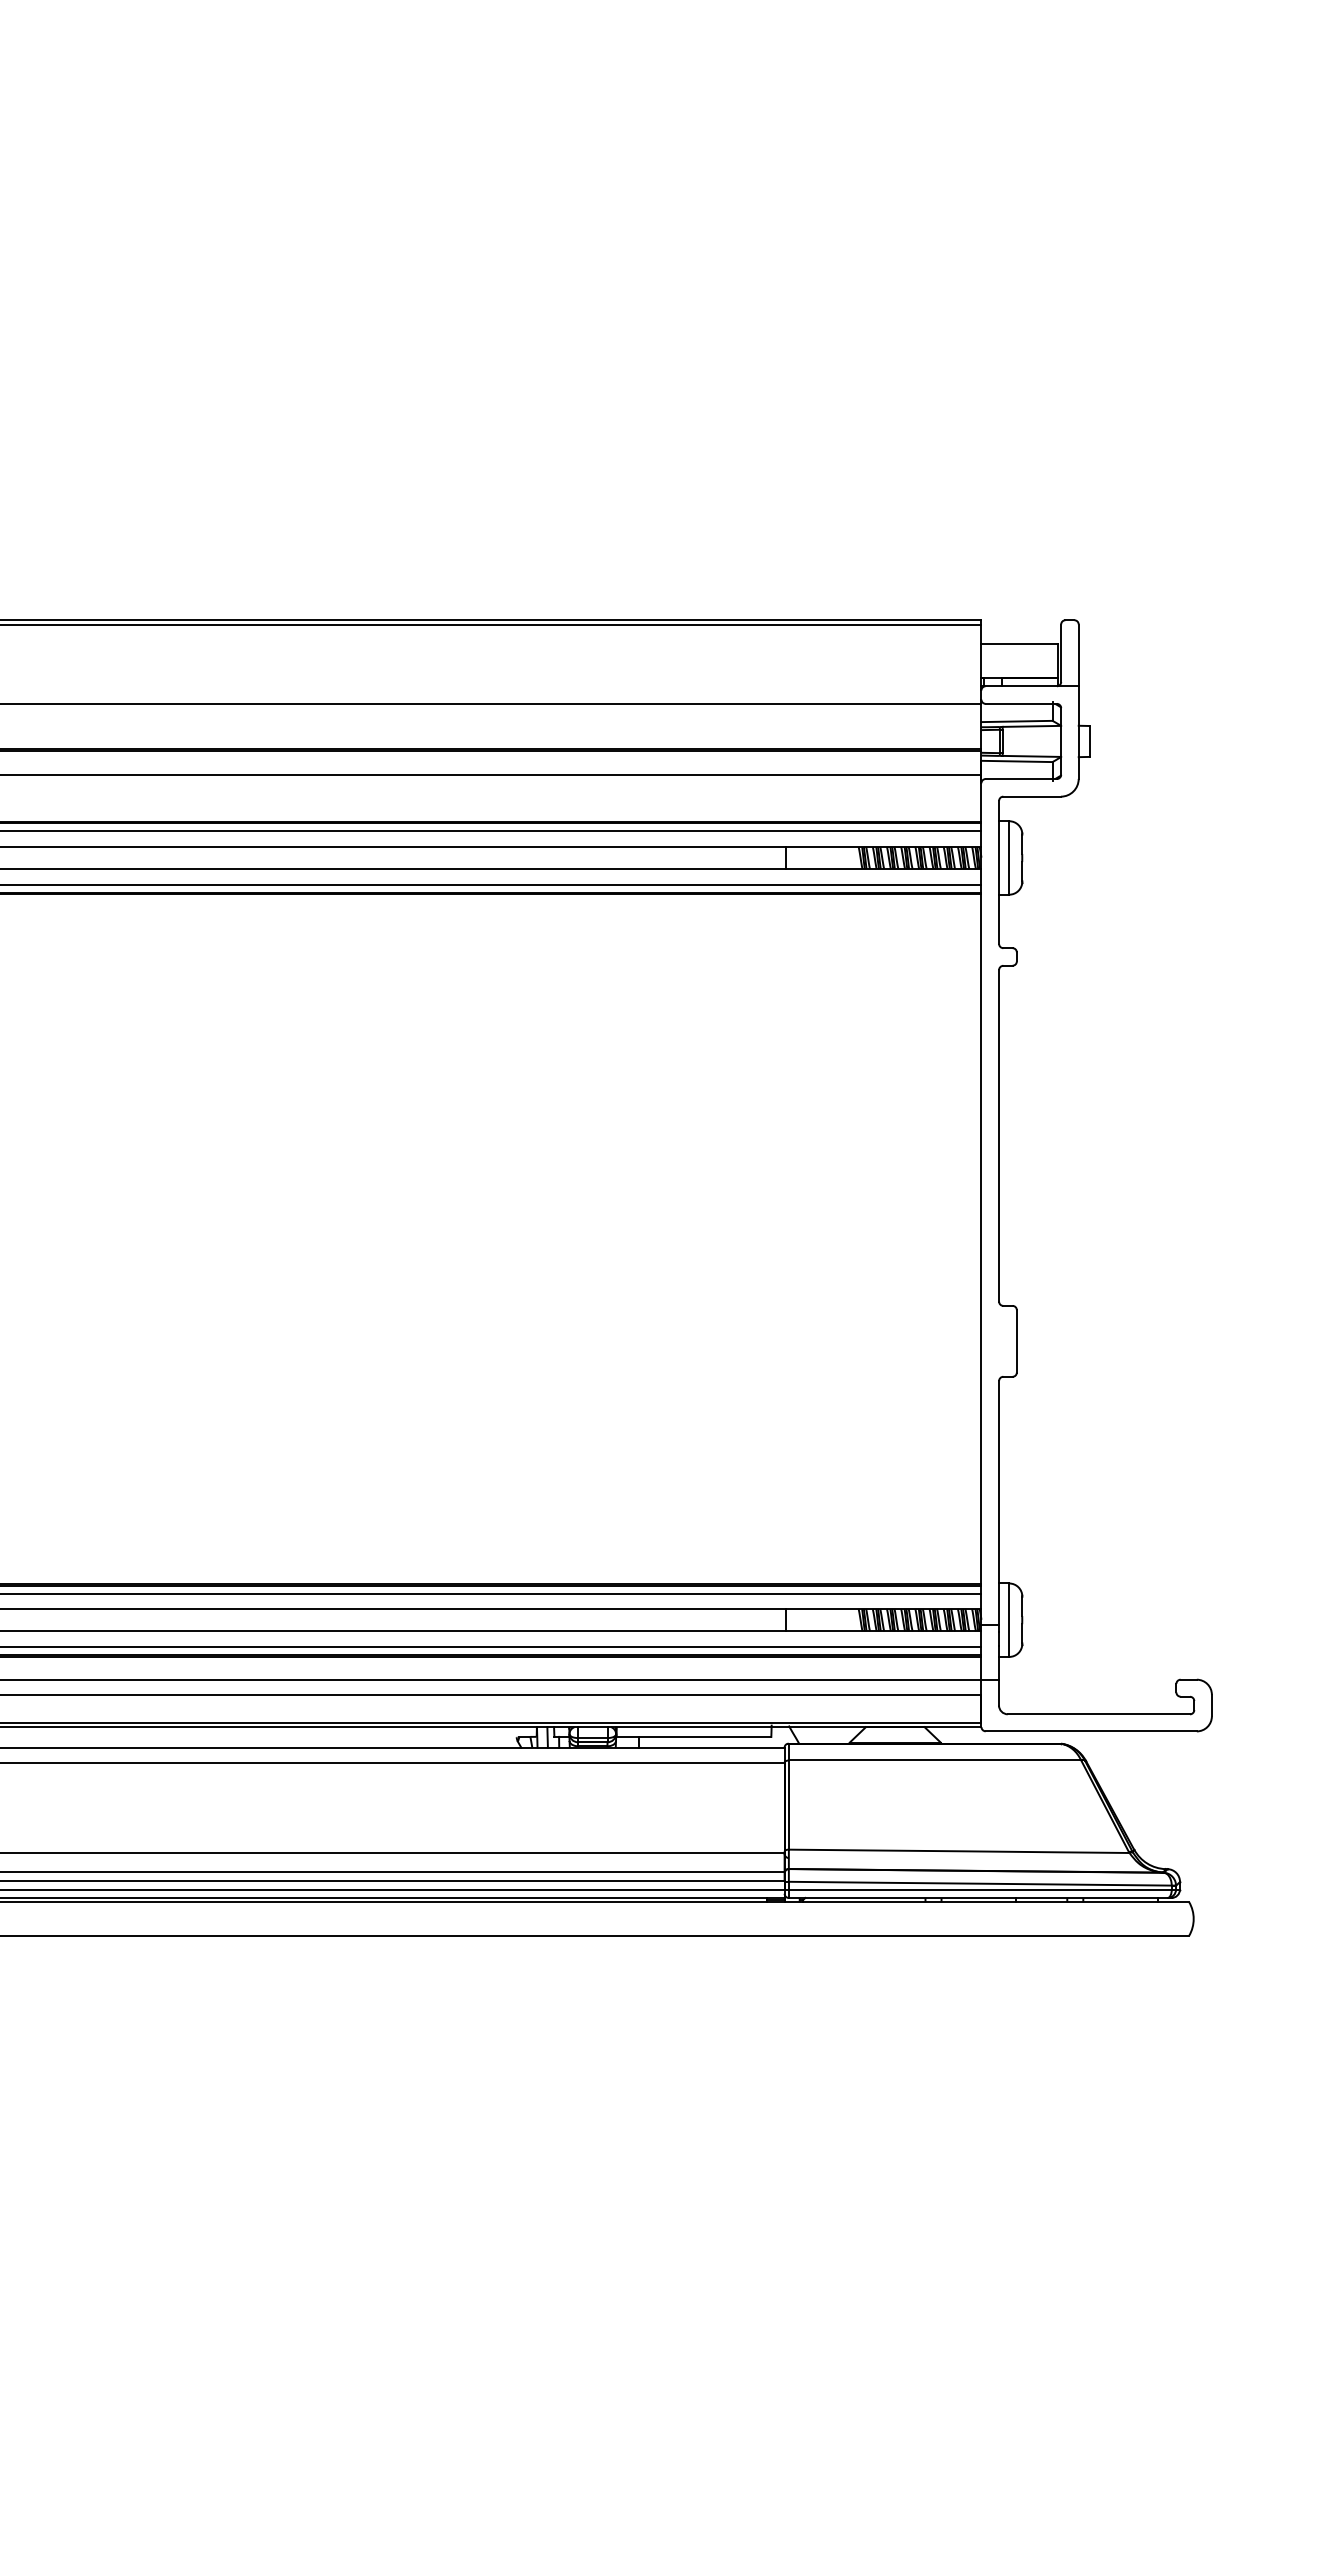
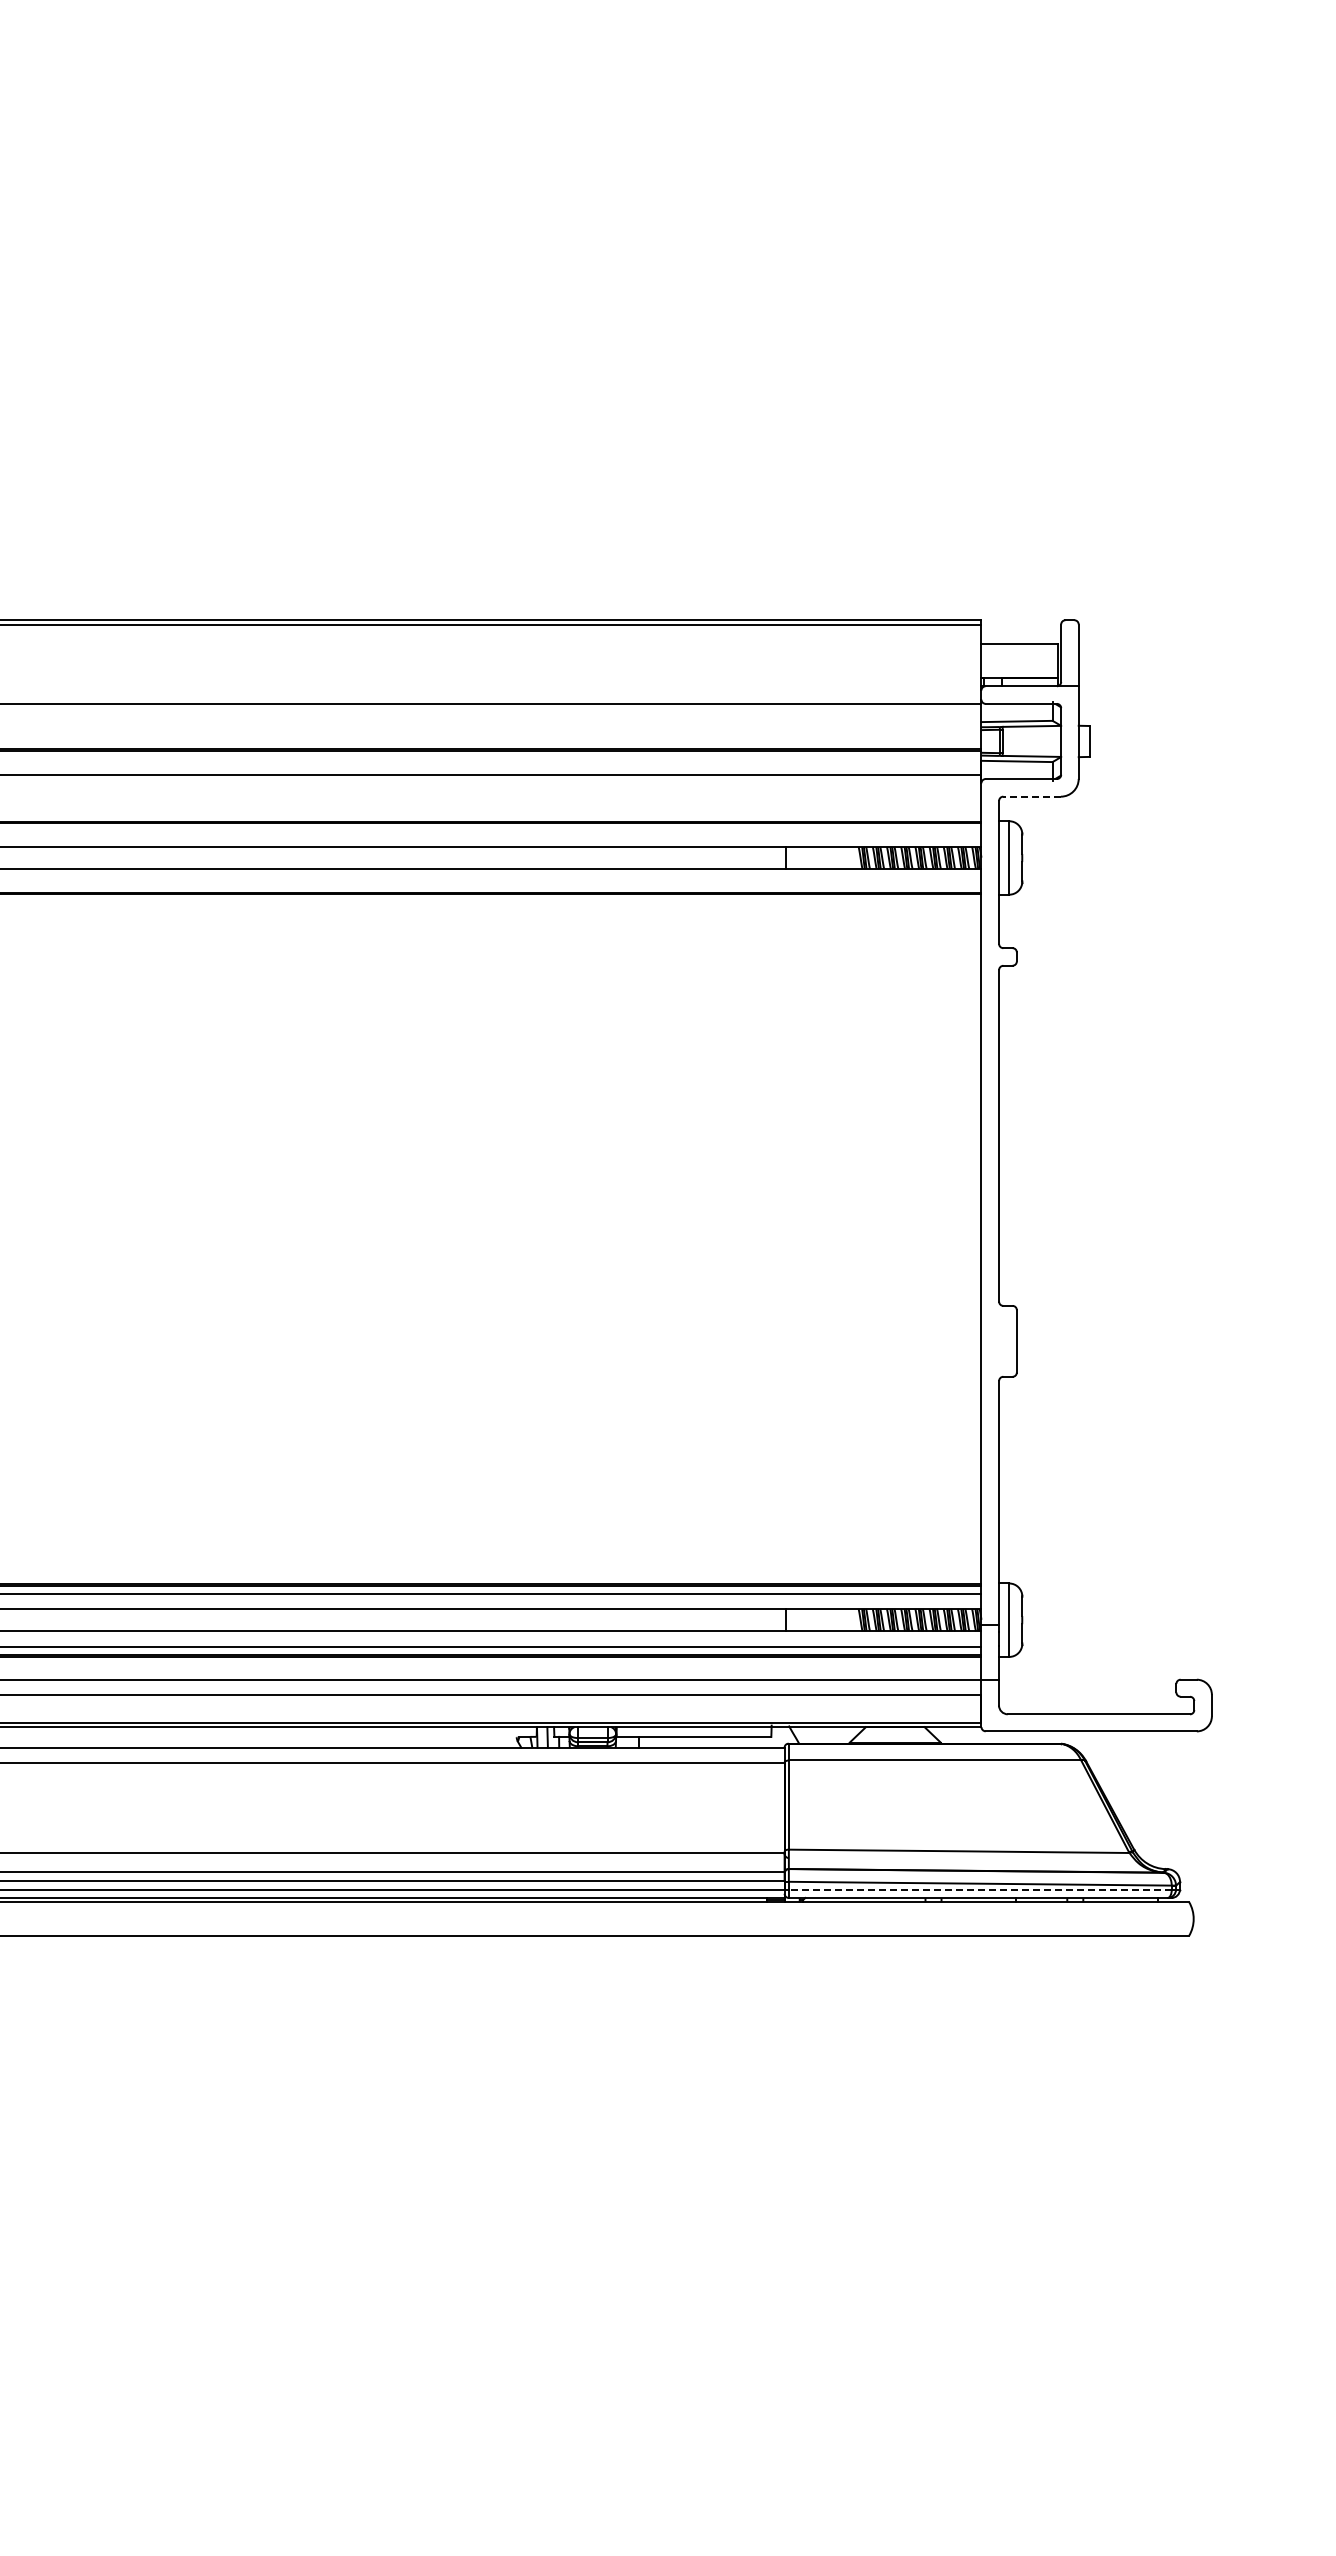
line: solid -> dashed (1032, 796)
line: present -> none (491, 831)
line: present -> none (491, 884)
line: solid -> dashed (979, 1889)
